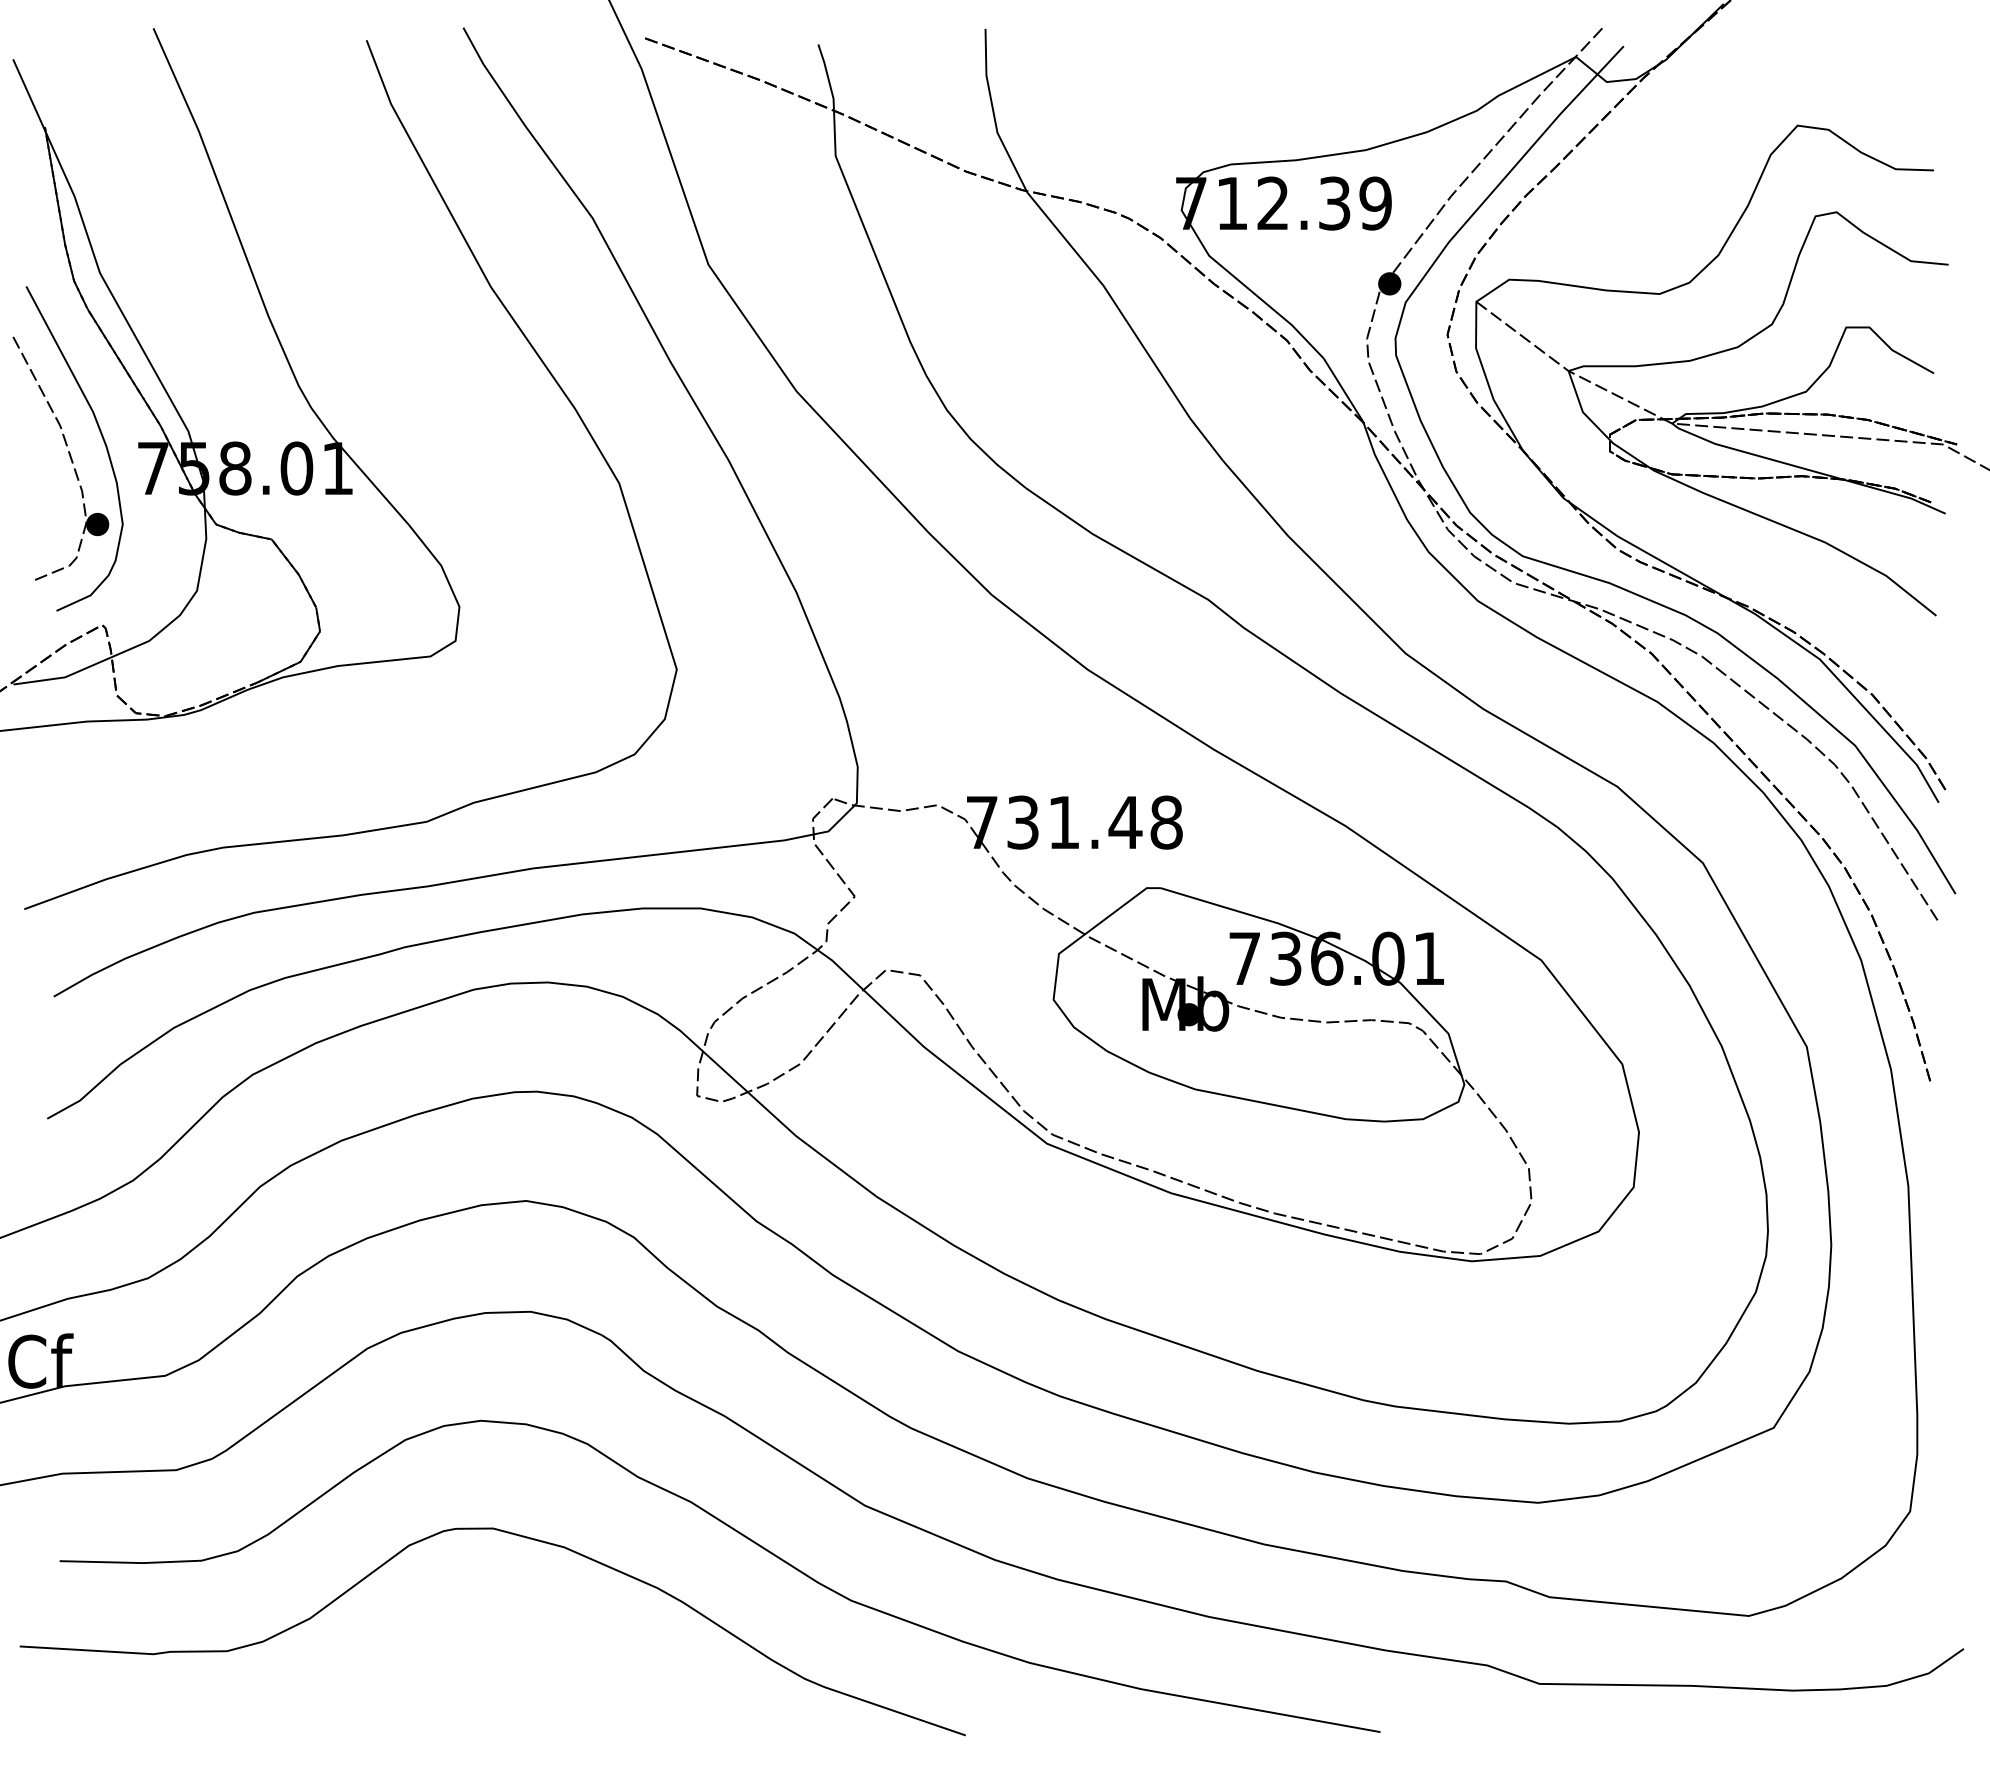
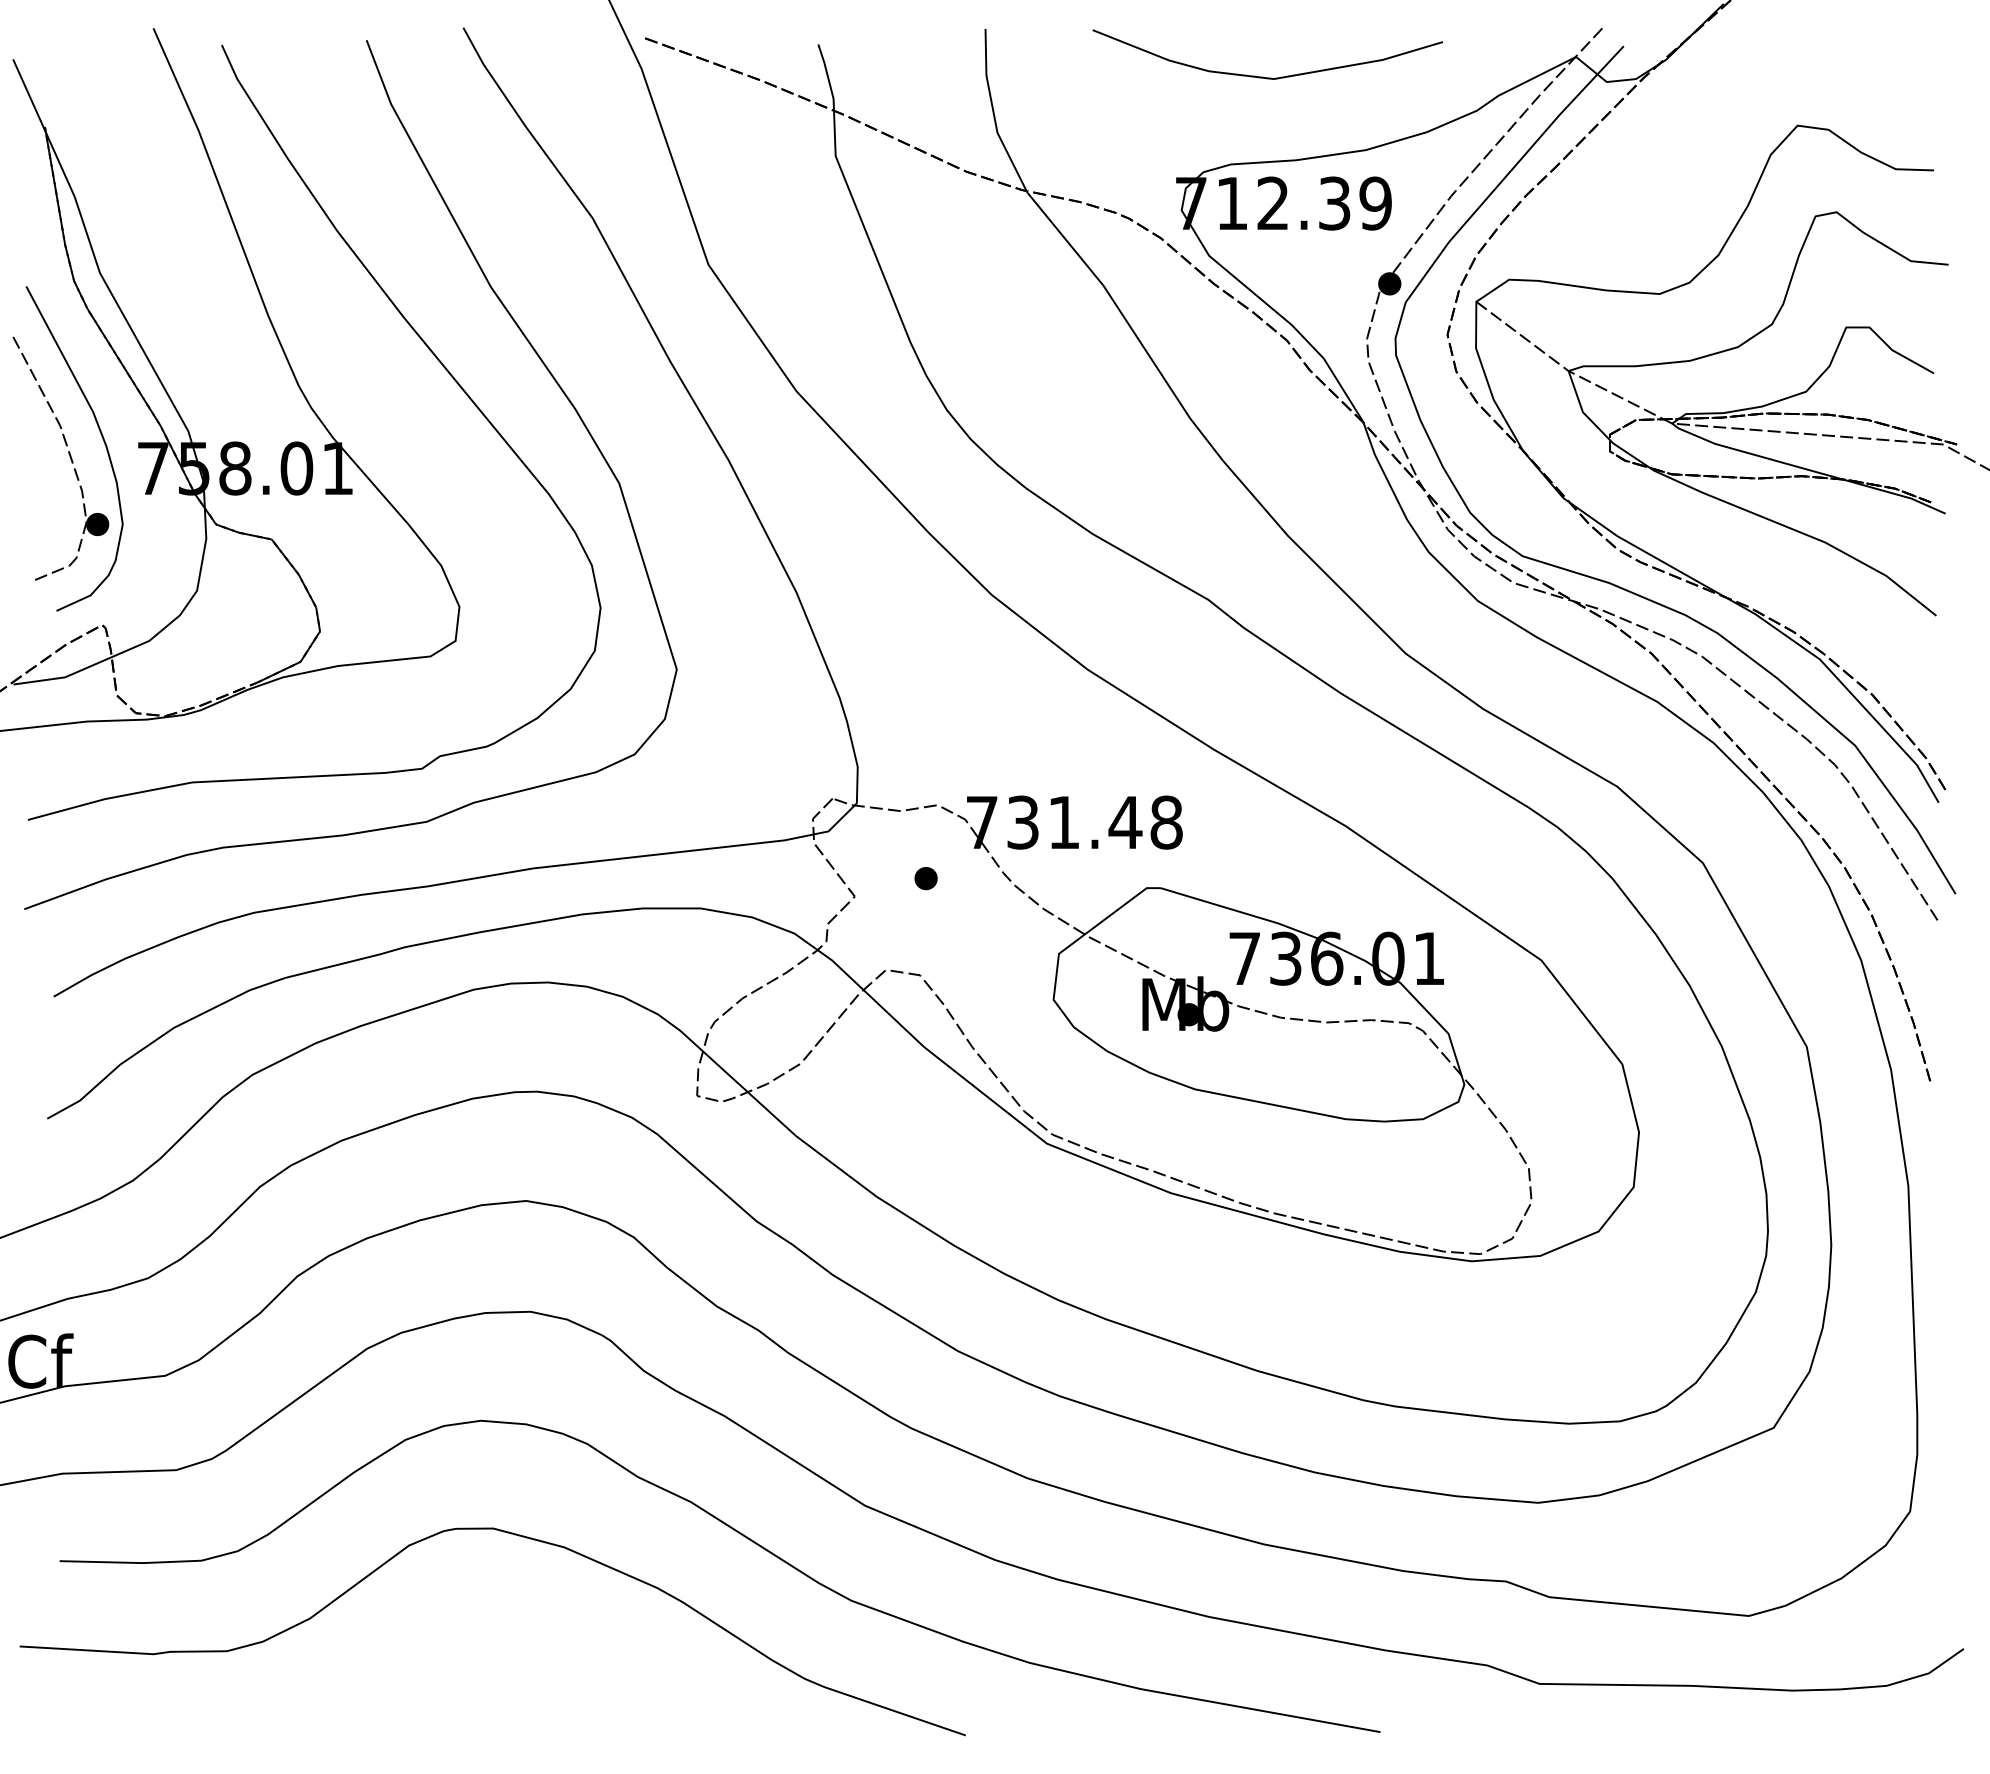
curve: none -> present (1263, 76)
curve: none -> present (424, 344)
part: none -> present (925, 878)
